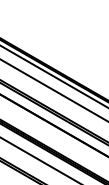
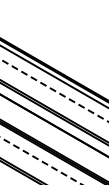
line: solid -> dashed (54, 90)
line: solid -> dashed (41, 161)
